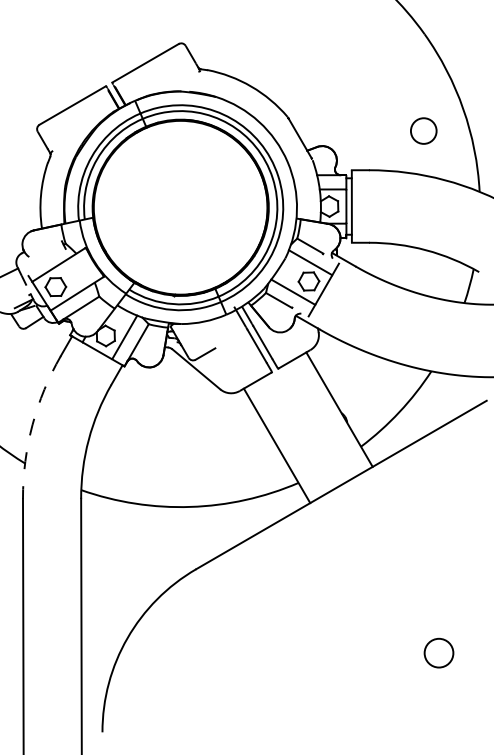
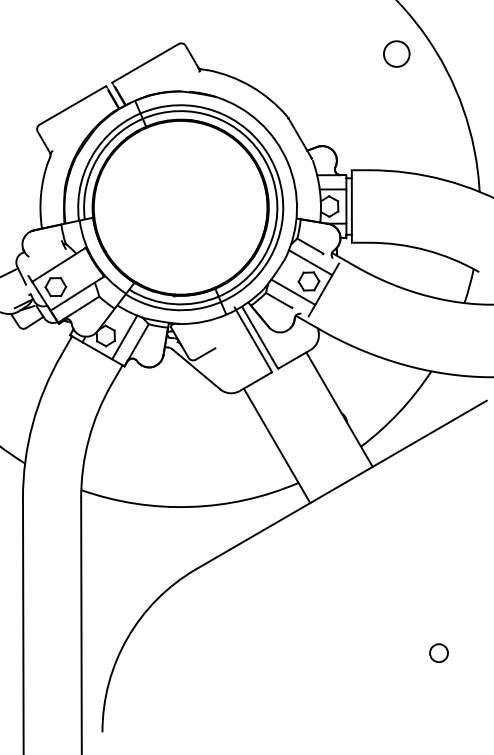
circle position: (423, 130) -> (396, 53) (396, 53)
arc: dashed -> solid (32, 424)
circle diameter: 29 px -> 18 px (439, 653)
